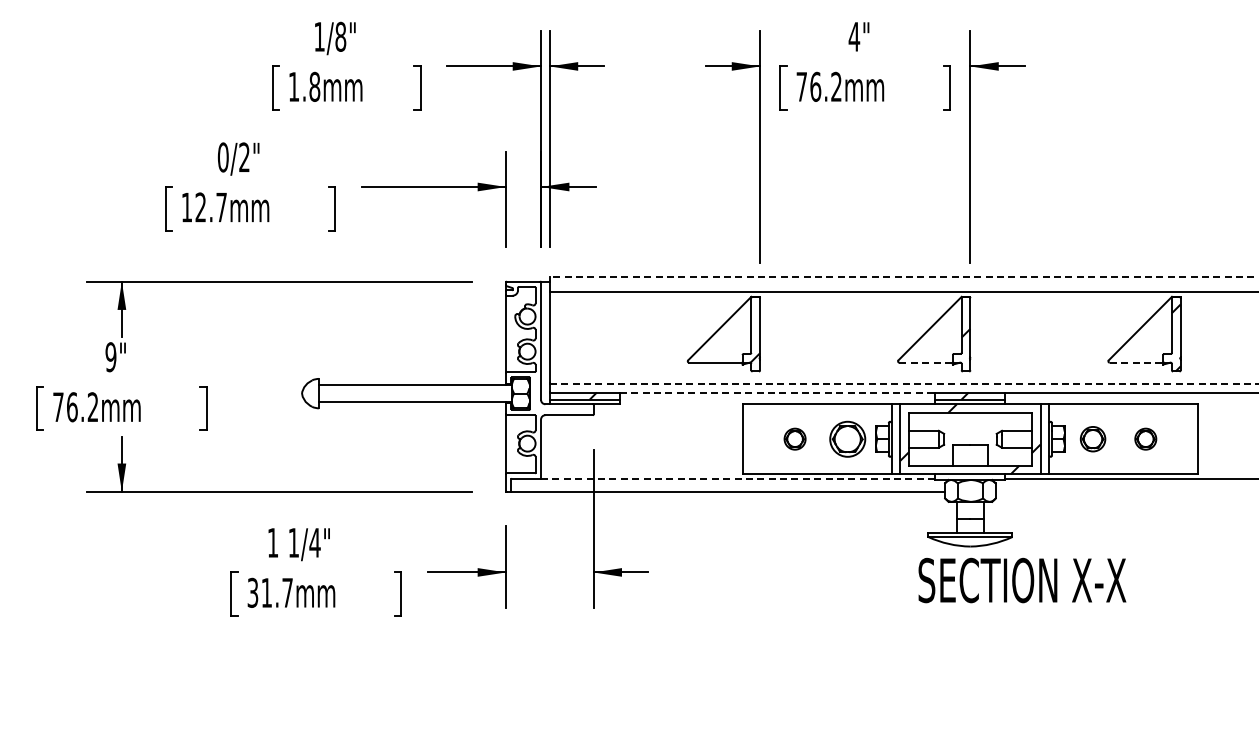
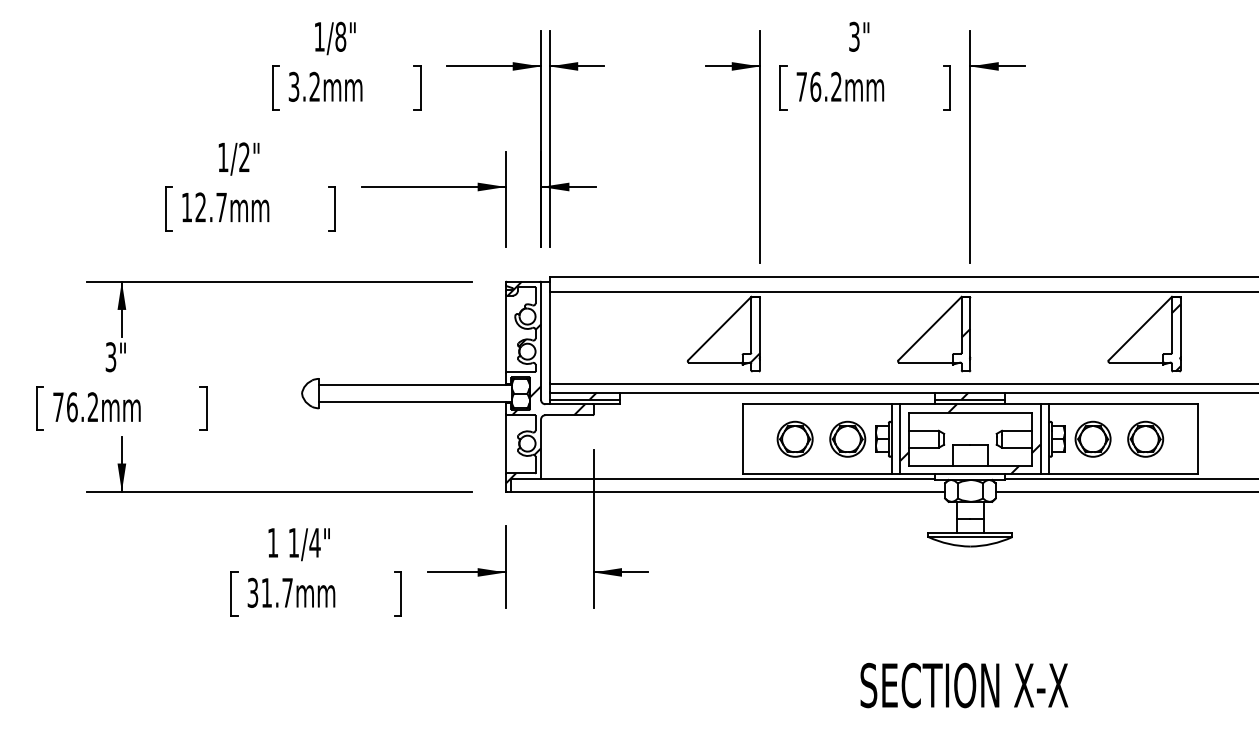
text: 4" -> 3" (854, 36)
text: 1.8mm -> 3.2mm (304, 86)
text: 0/2" -> 1/2" (222, 157)
line: dashed -> solid (903, 276)
text: 9" -> 3" (110, 357)
line: dashed -> solid (926, 362)
line: dashed -> solid (1136, 362)
hatch: none -> present (545, 382)
line: dashed -> solid (904, 383)
line: dashed -> solid (777, 392)
part size: 24x24 px -> 38x38 px (794, 438)
part size: 24x24 px -> 38x38 px (1145, 438)
part size: 28x27 px -> 38x38 px (1092, 438)
line: dashed -> solid (738, 478)
line: none -> present (1125, 491)
text position: (1022, 580) -> (964, 685) (964, 685)
